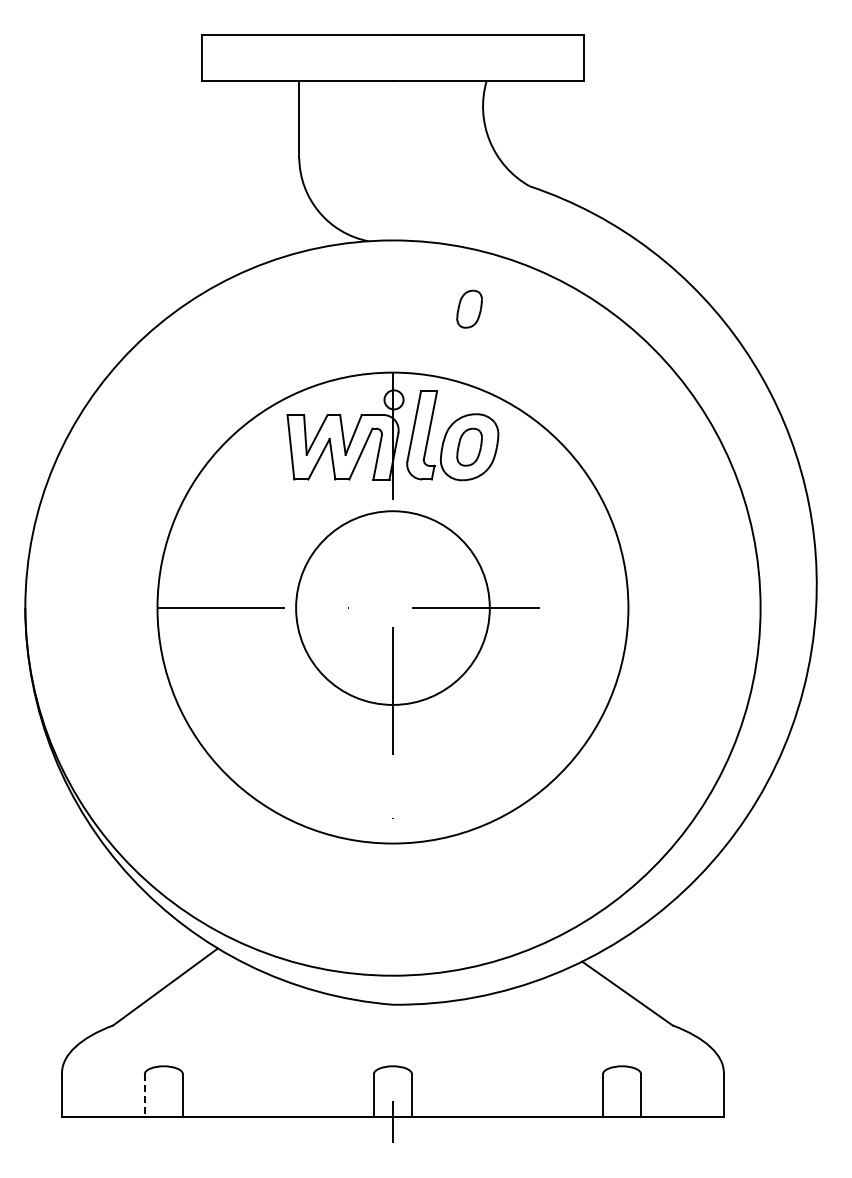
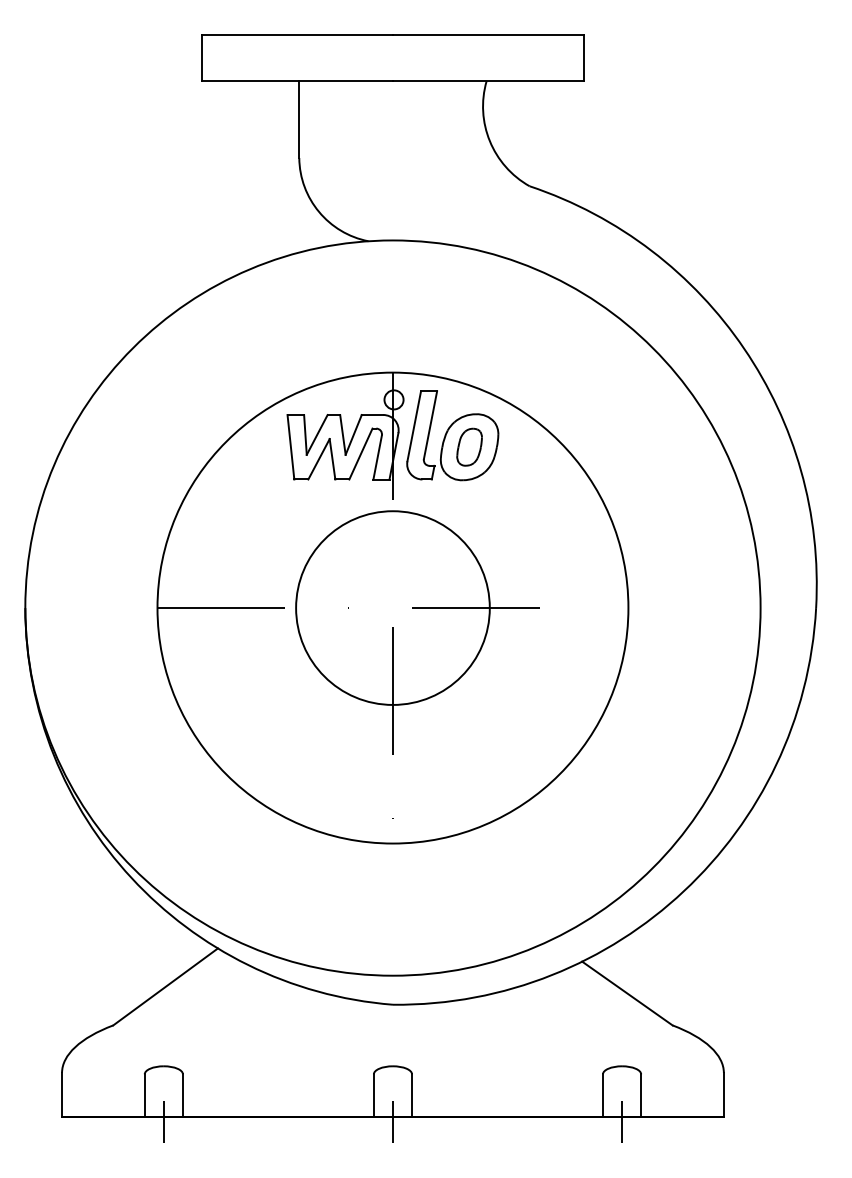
part: present -> none (469, 308)
line: dashed -> solid (144, 1096)
line: none -> present (163, 1121)
line: none -> present (622, 1121)
